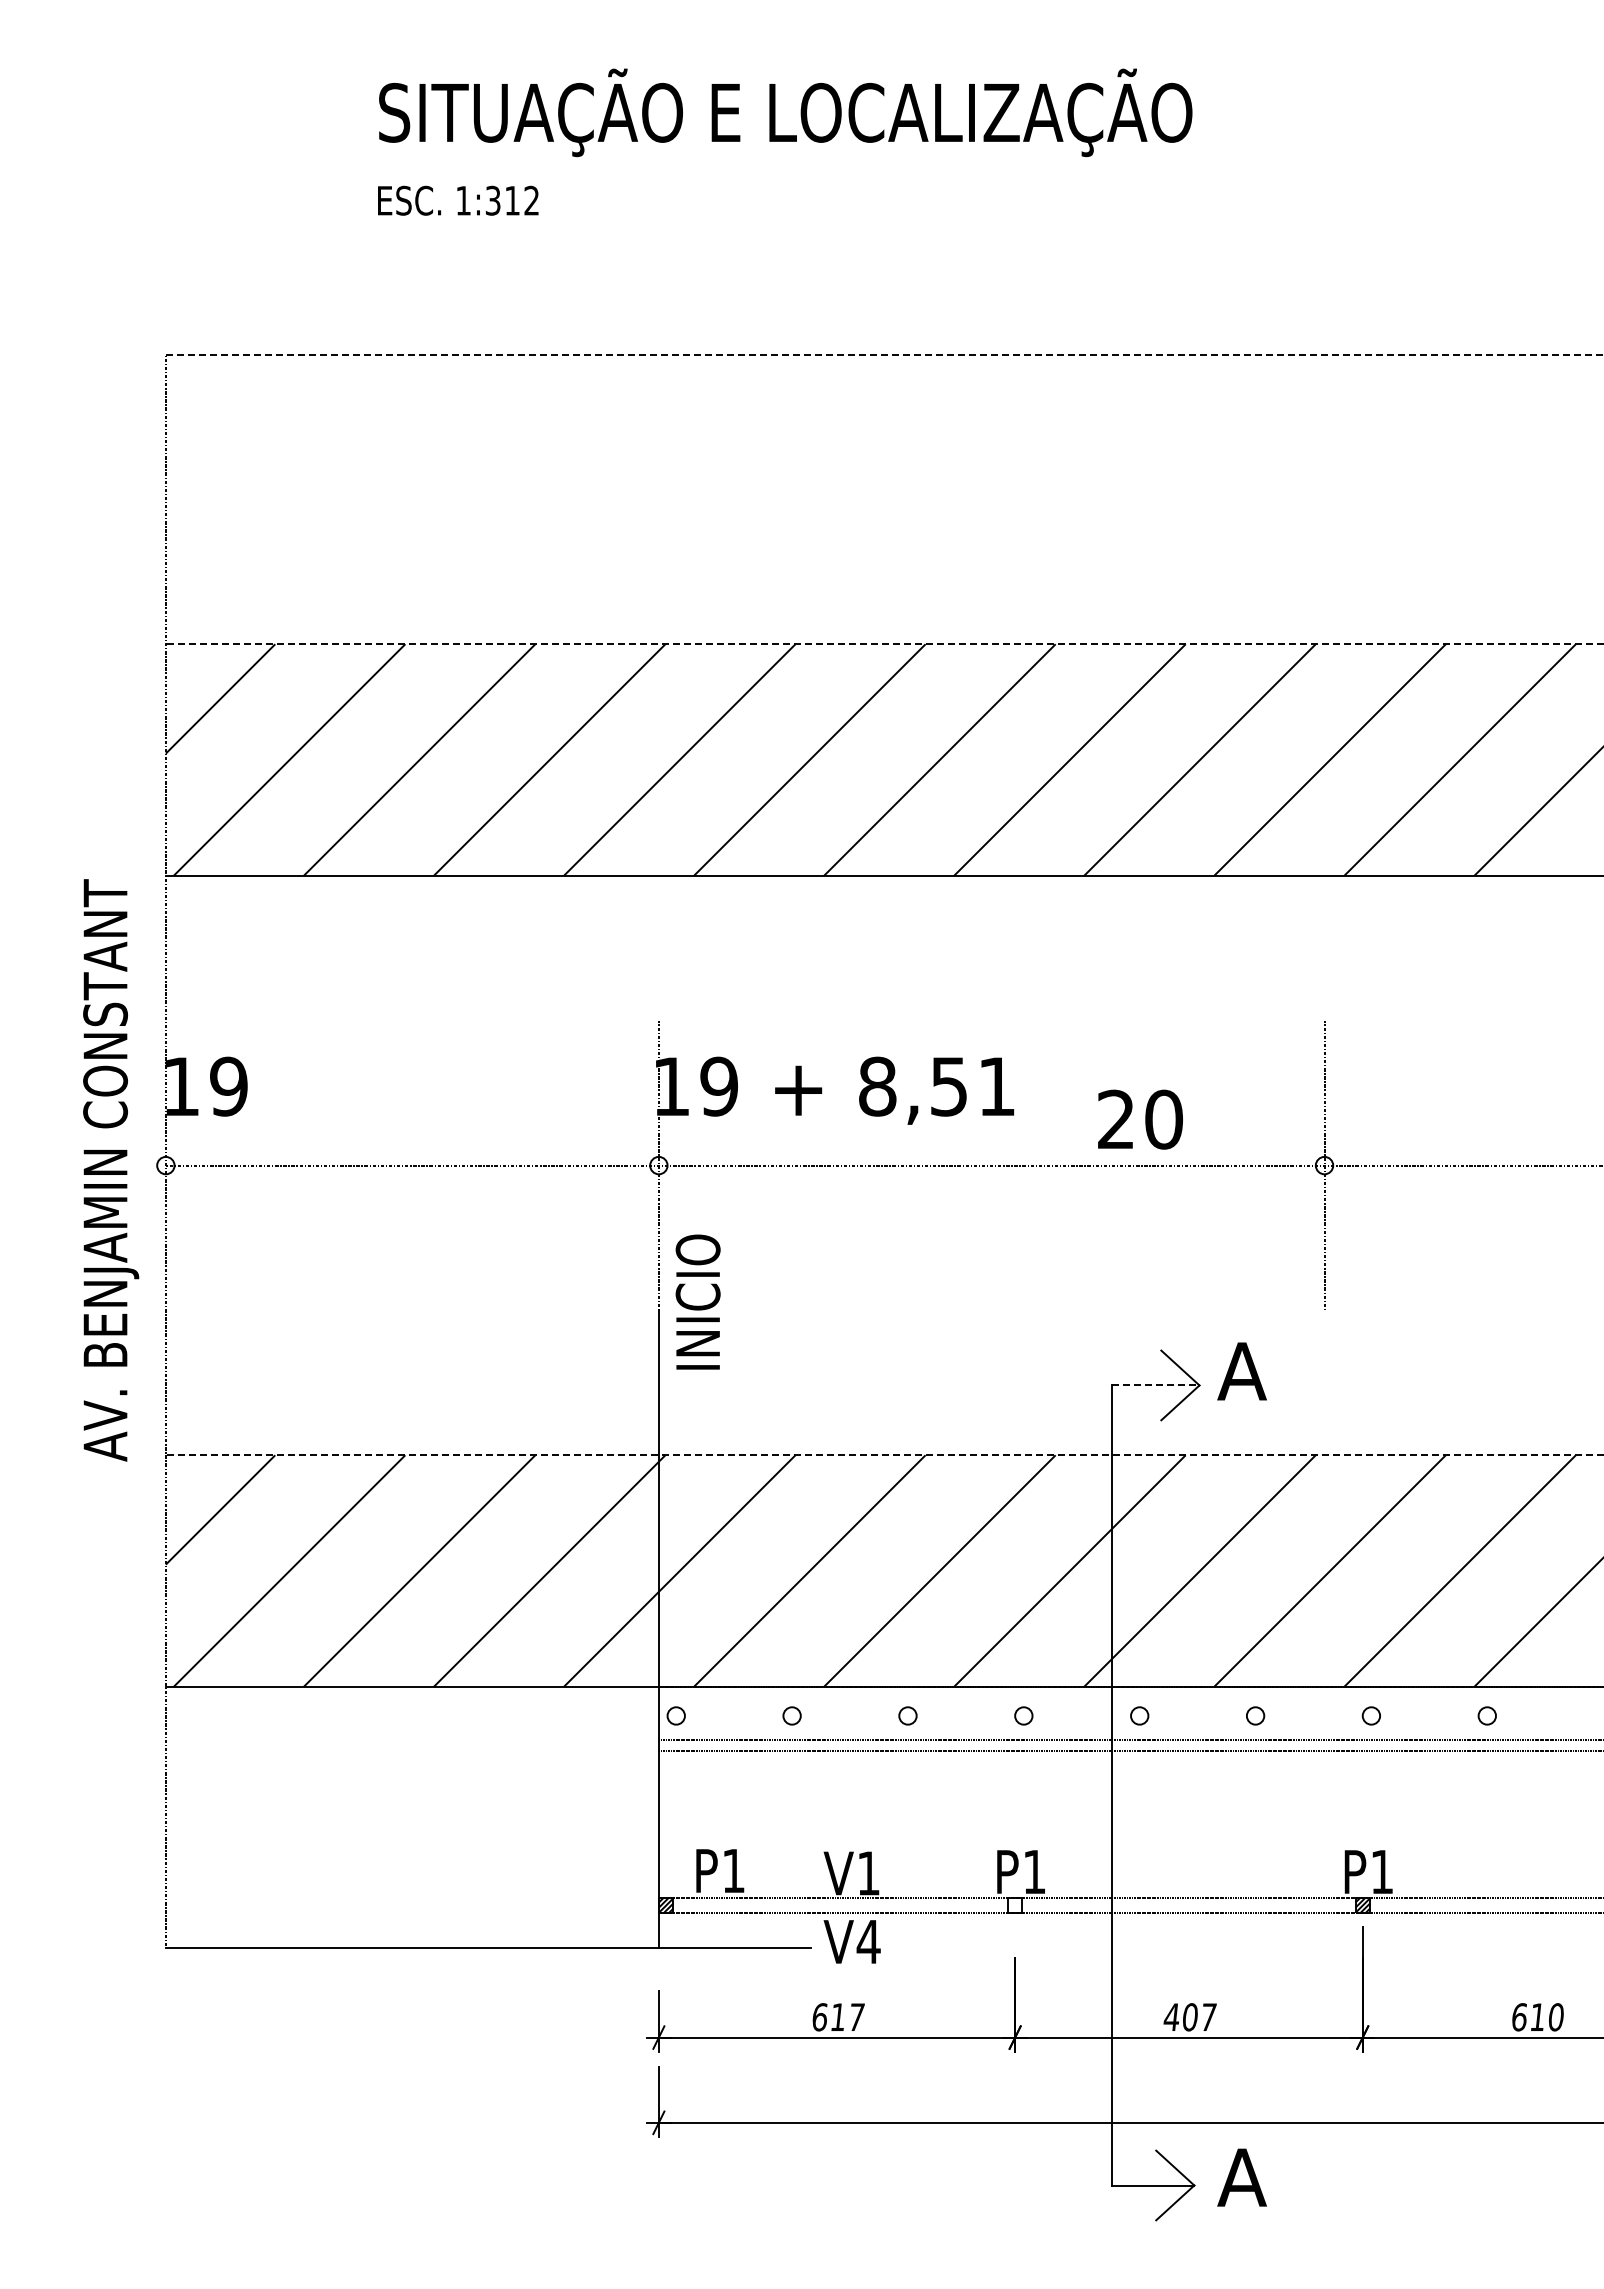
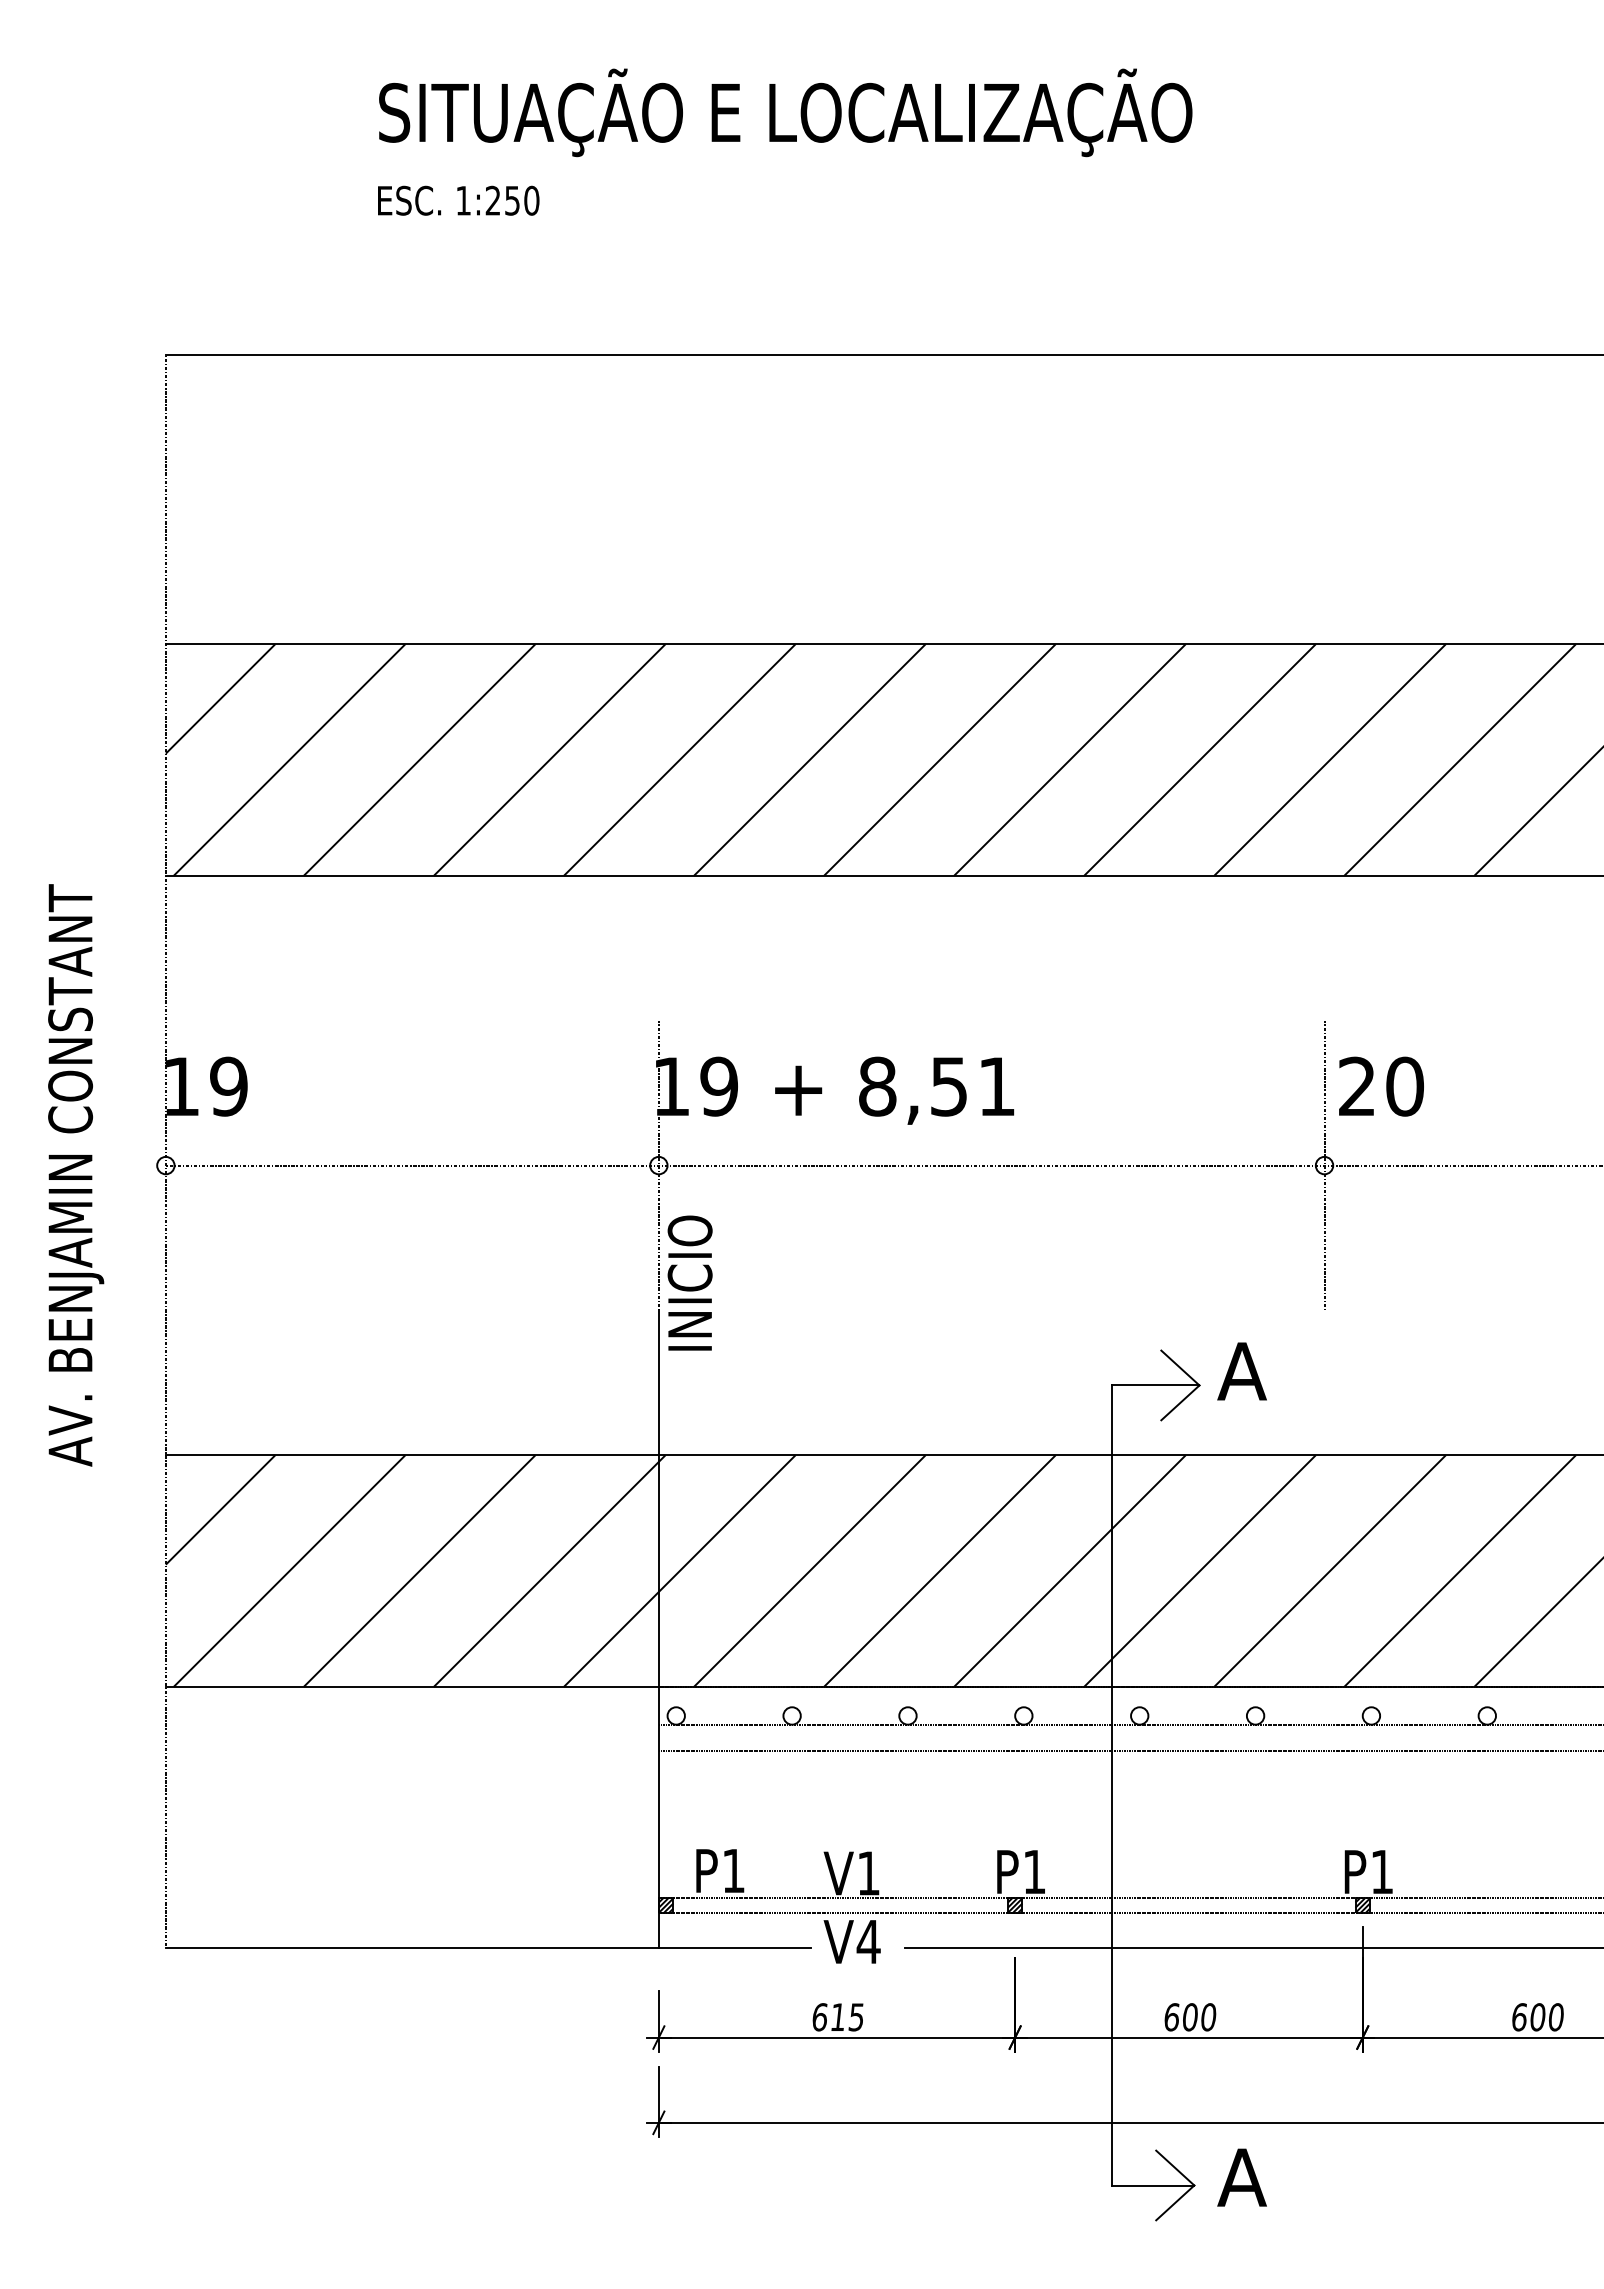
text: 1:312 -> 1:250 (512, 200)
line: dashed -> solid (884, 354)
line: dashed -> solid (883, 644)
text position: (1140, 1119) -> (1381, 1086) (1381, 1086)
text position: (111, 1170) -> (76, 1175) (76, 1175)
text position: (697, 1301) -> (689, 1282) (689, 1282)
line: dashed -> solid (1155, 1385)
line: dashed -> solid (883, 1455)
line position: (1129, 1739) -> (1129, 1724) (1129, 1724)
hatch: none -> present (1014, 1905)
line: none -> present (1252, 1947)
text: 617 -> 615 (856, 2017)
text: 407 -> 600 (1189, 2017)
text: 610 -> 600 (1537, 2017)
